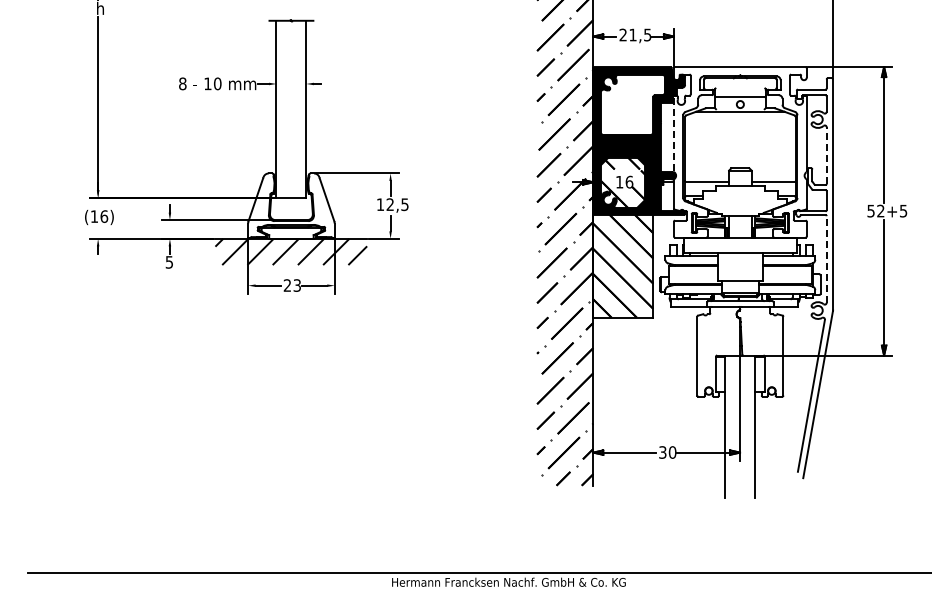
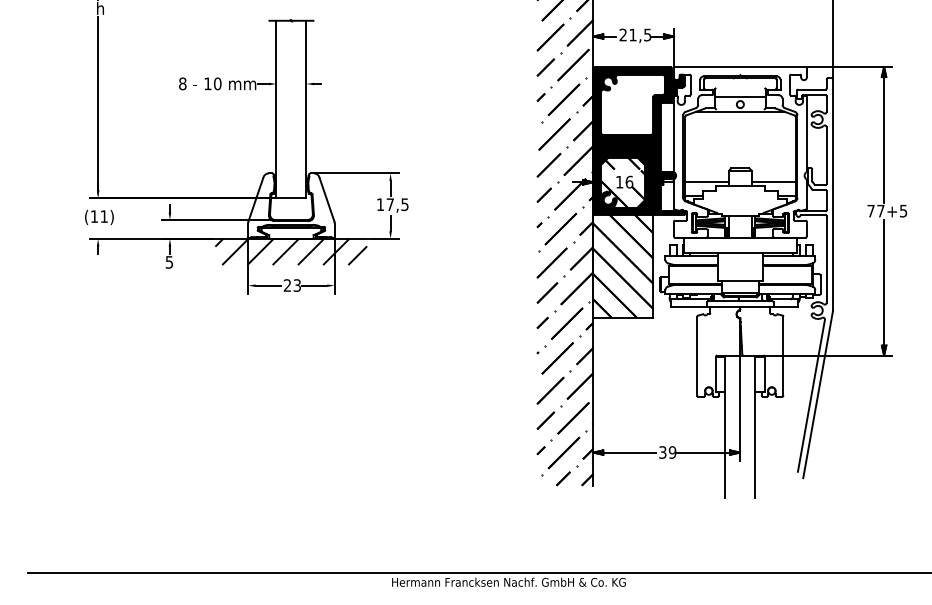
line: dashed -> solid (673, 133)
line: dashed -> solid (826, 155)
text: 12,5 -> 17,5 (389, 204)
text: 52 -> 77 (875, 210)
text: (16) -> (11) (104, 216)
line: dashed -> solid (826, 258)
text: 30 -> 39 (672, 452)
